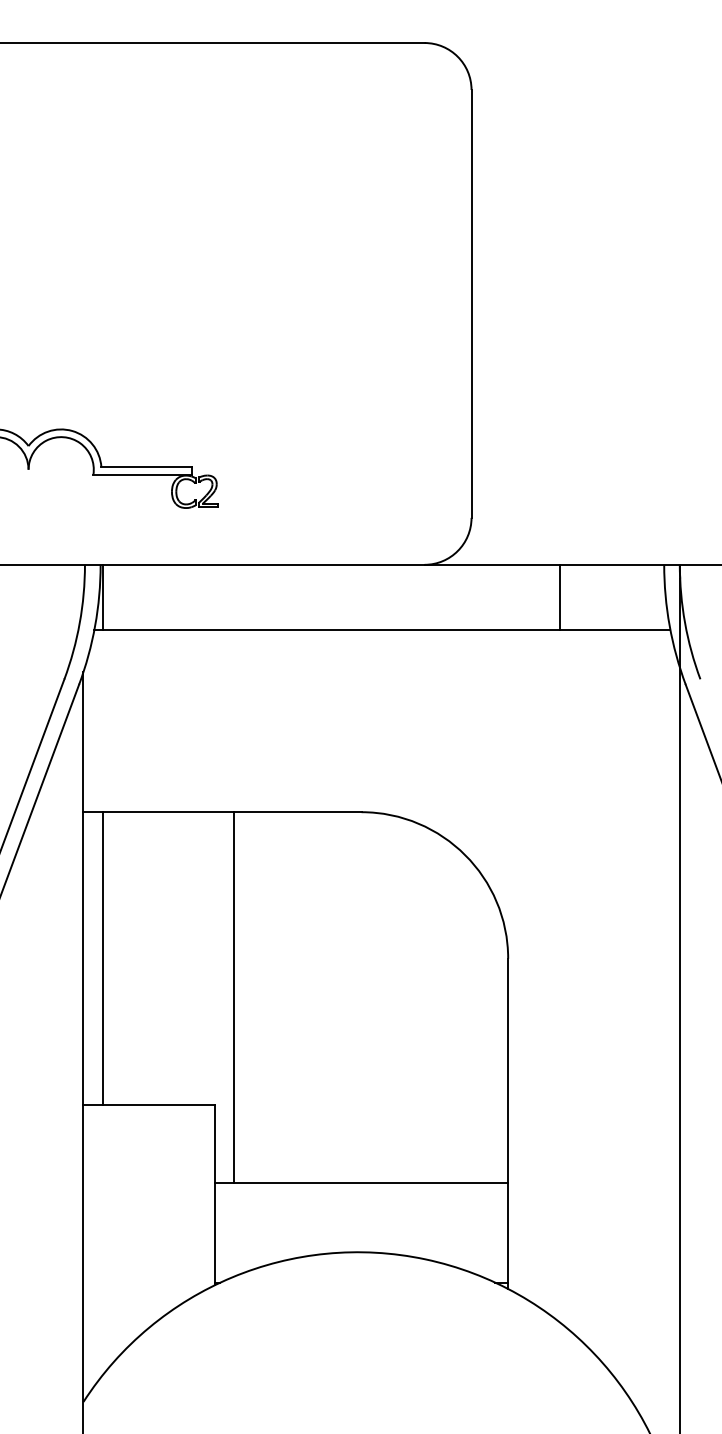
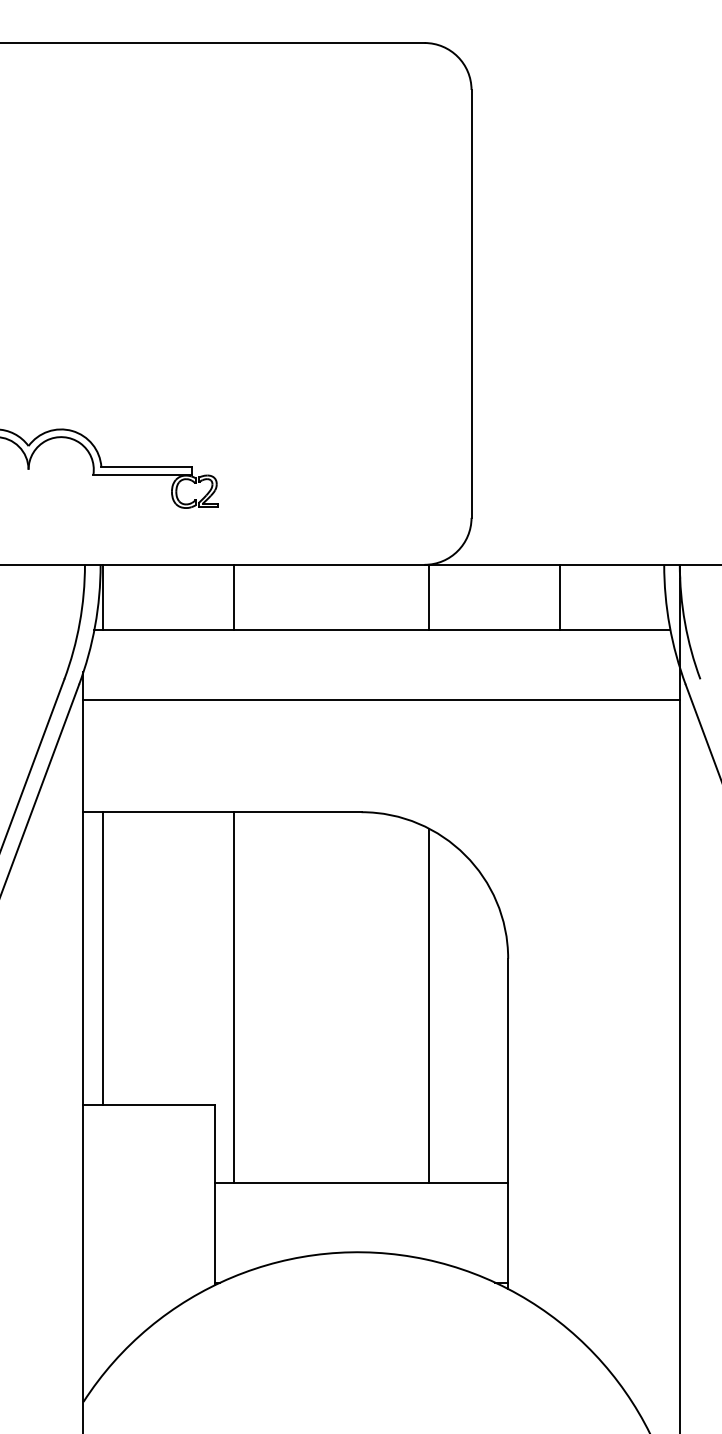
line: none -> present (233, 597)
line: none -> present (429, 597)
line: none -> present (381, 700)
line: none -> present (429, 1005)
